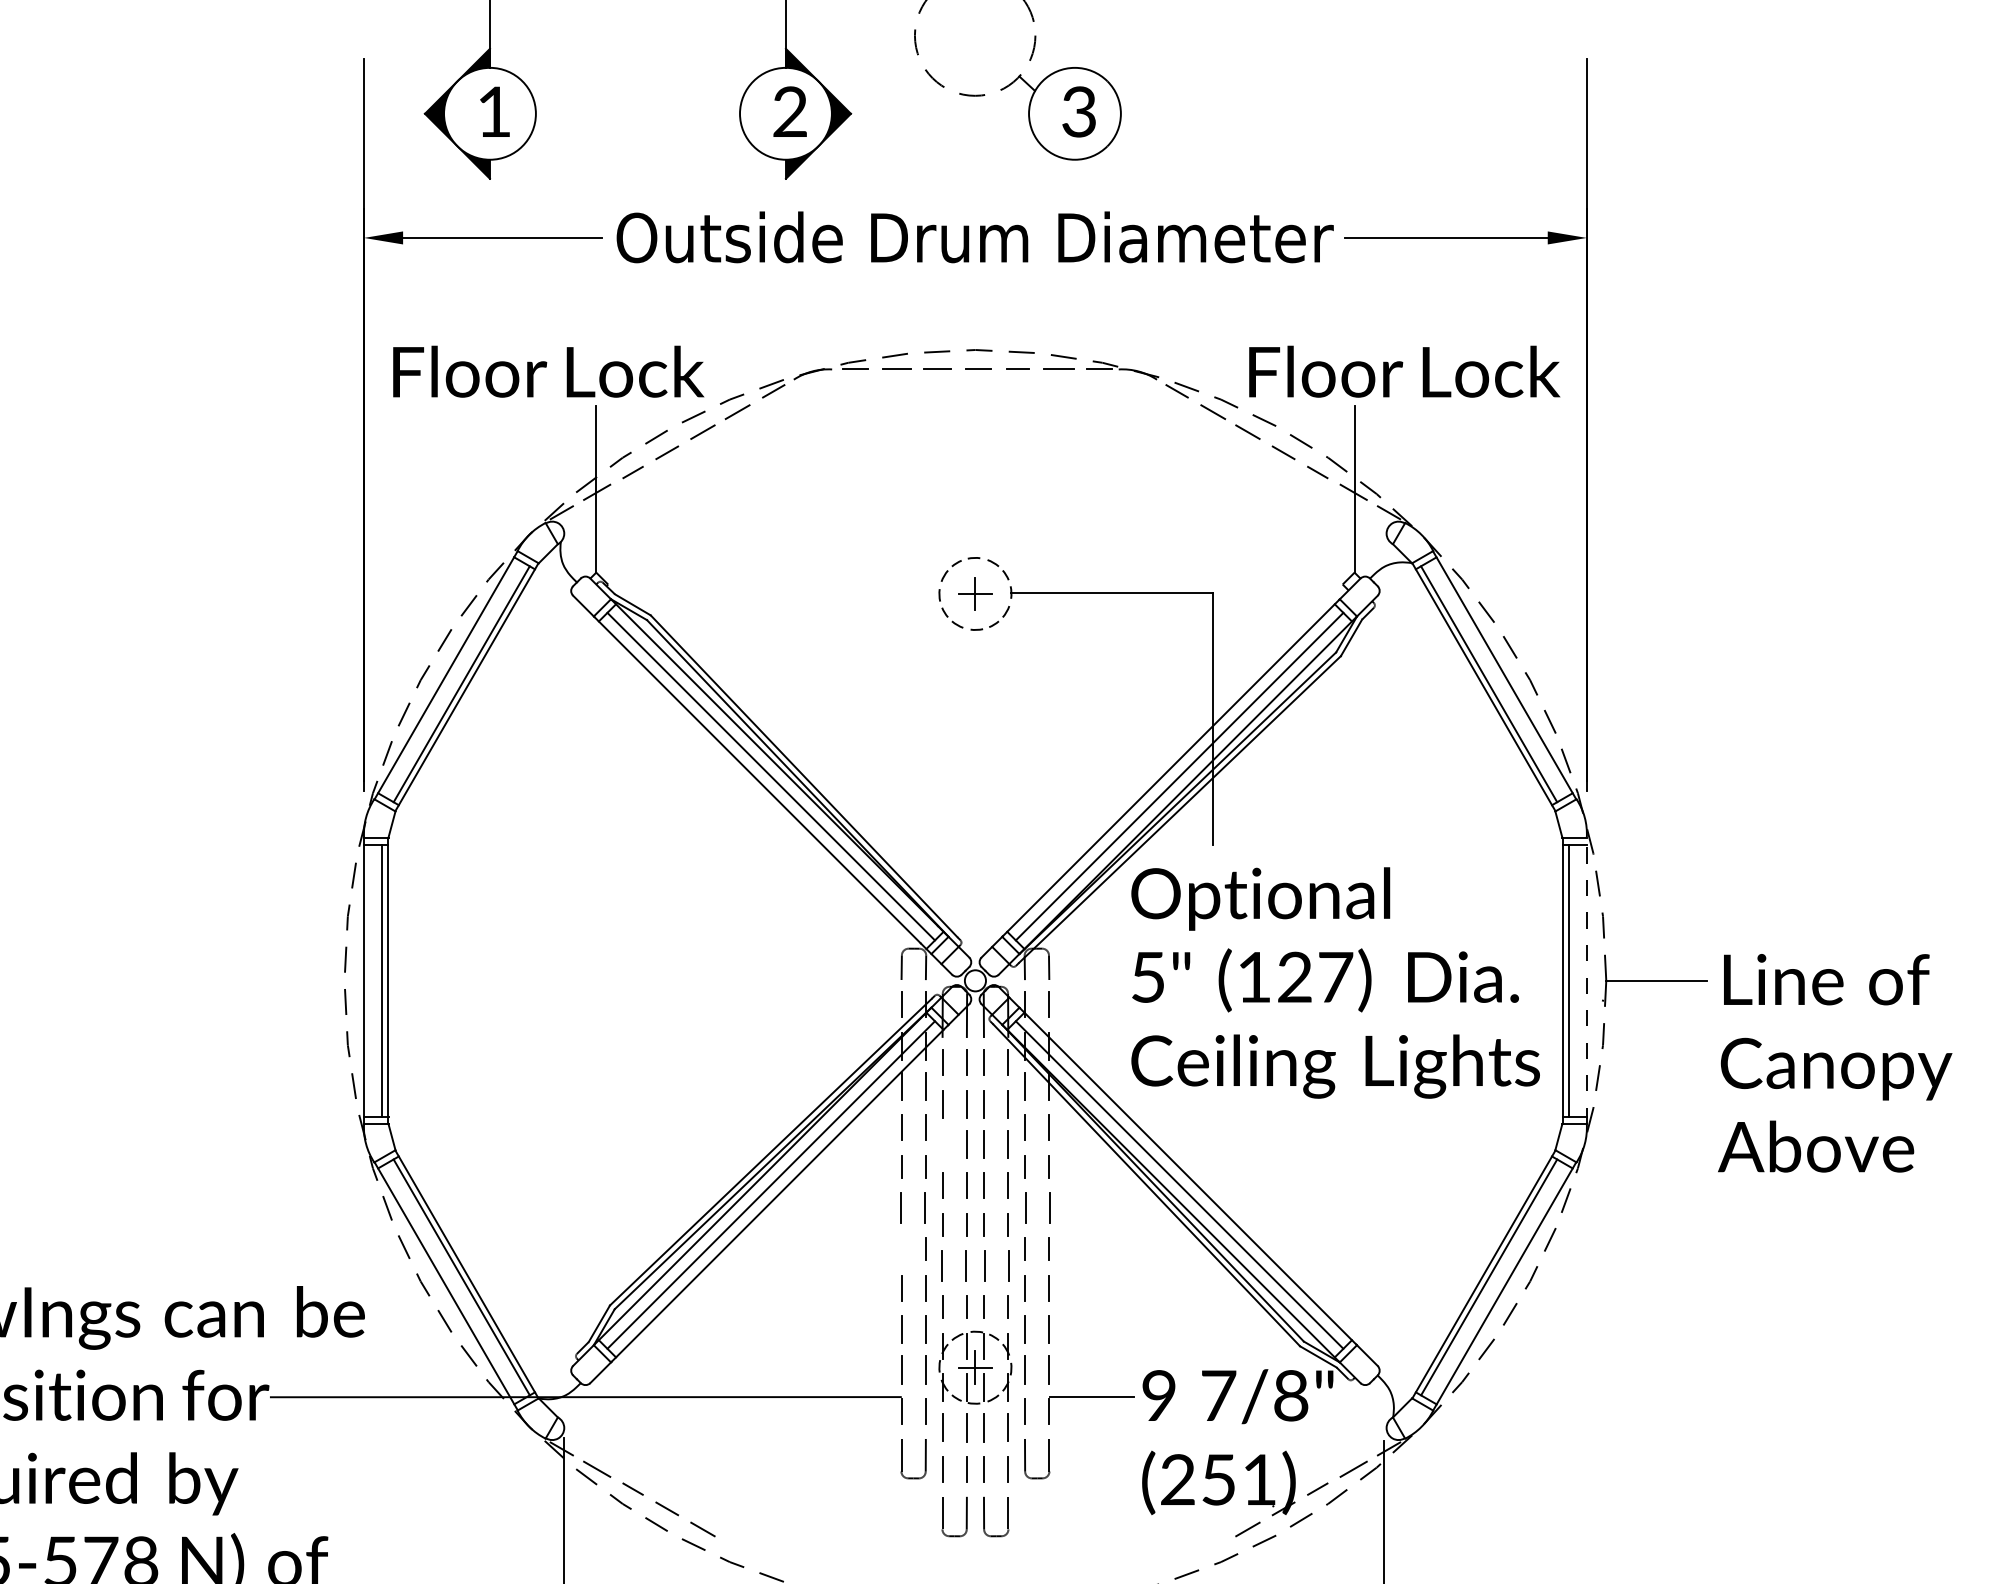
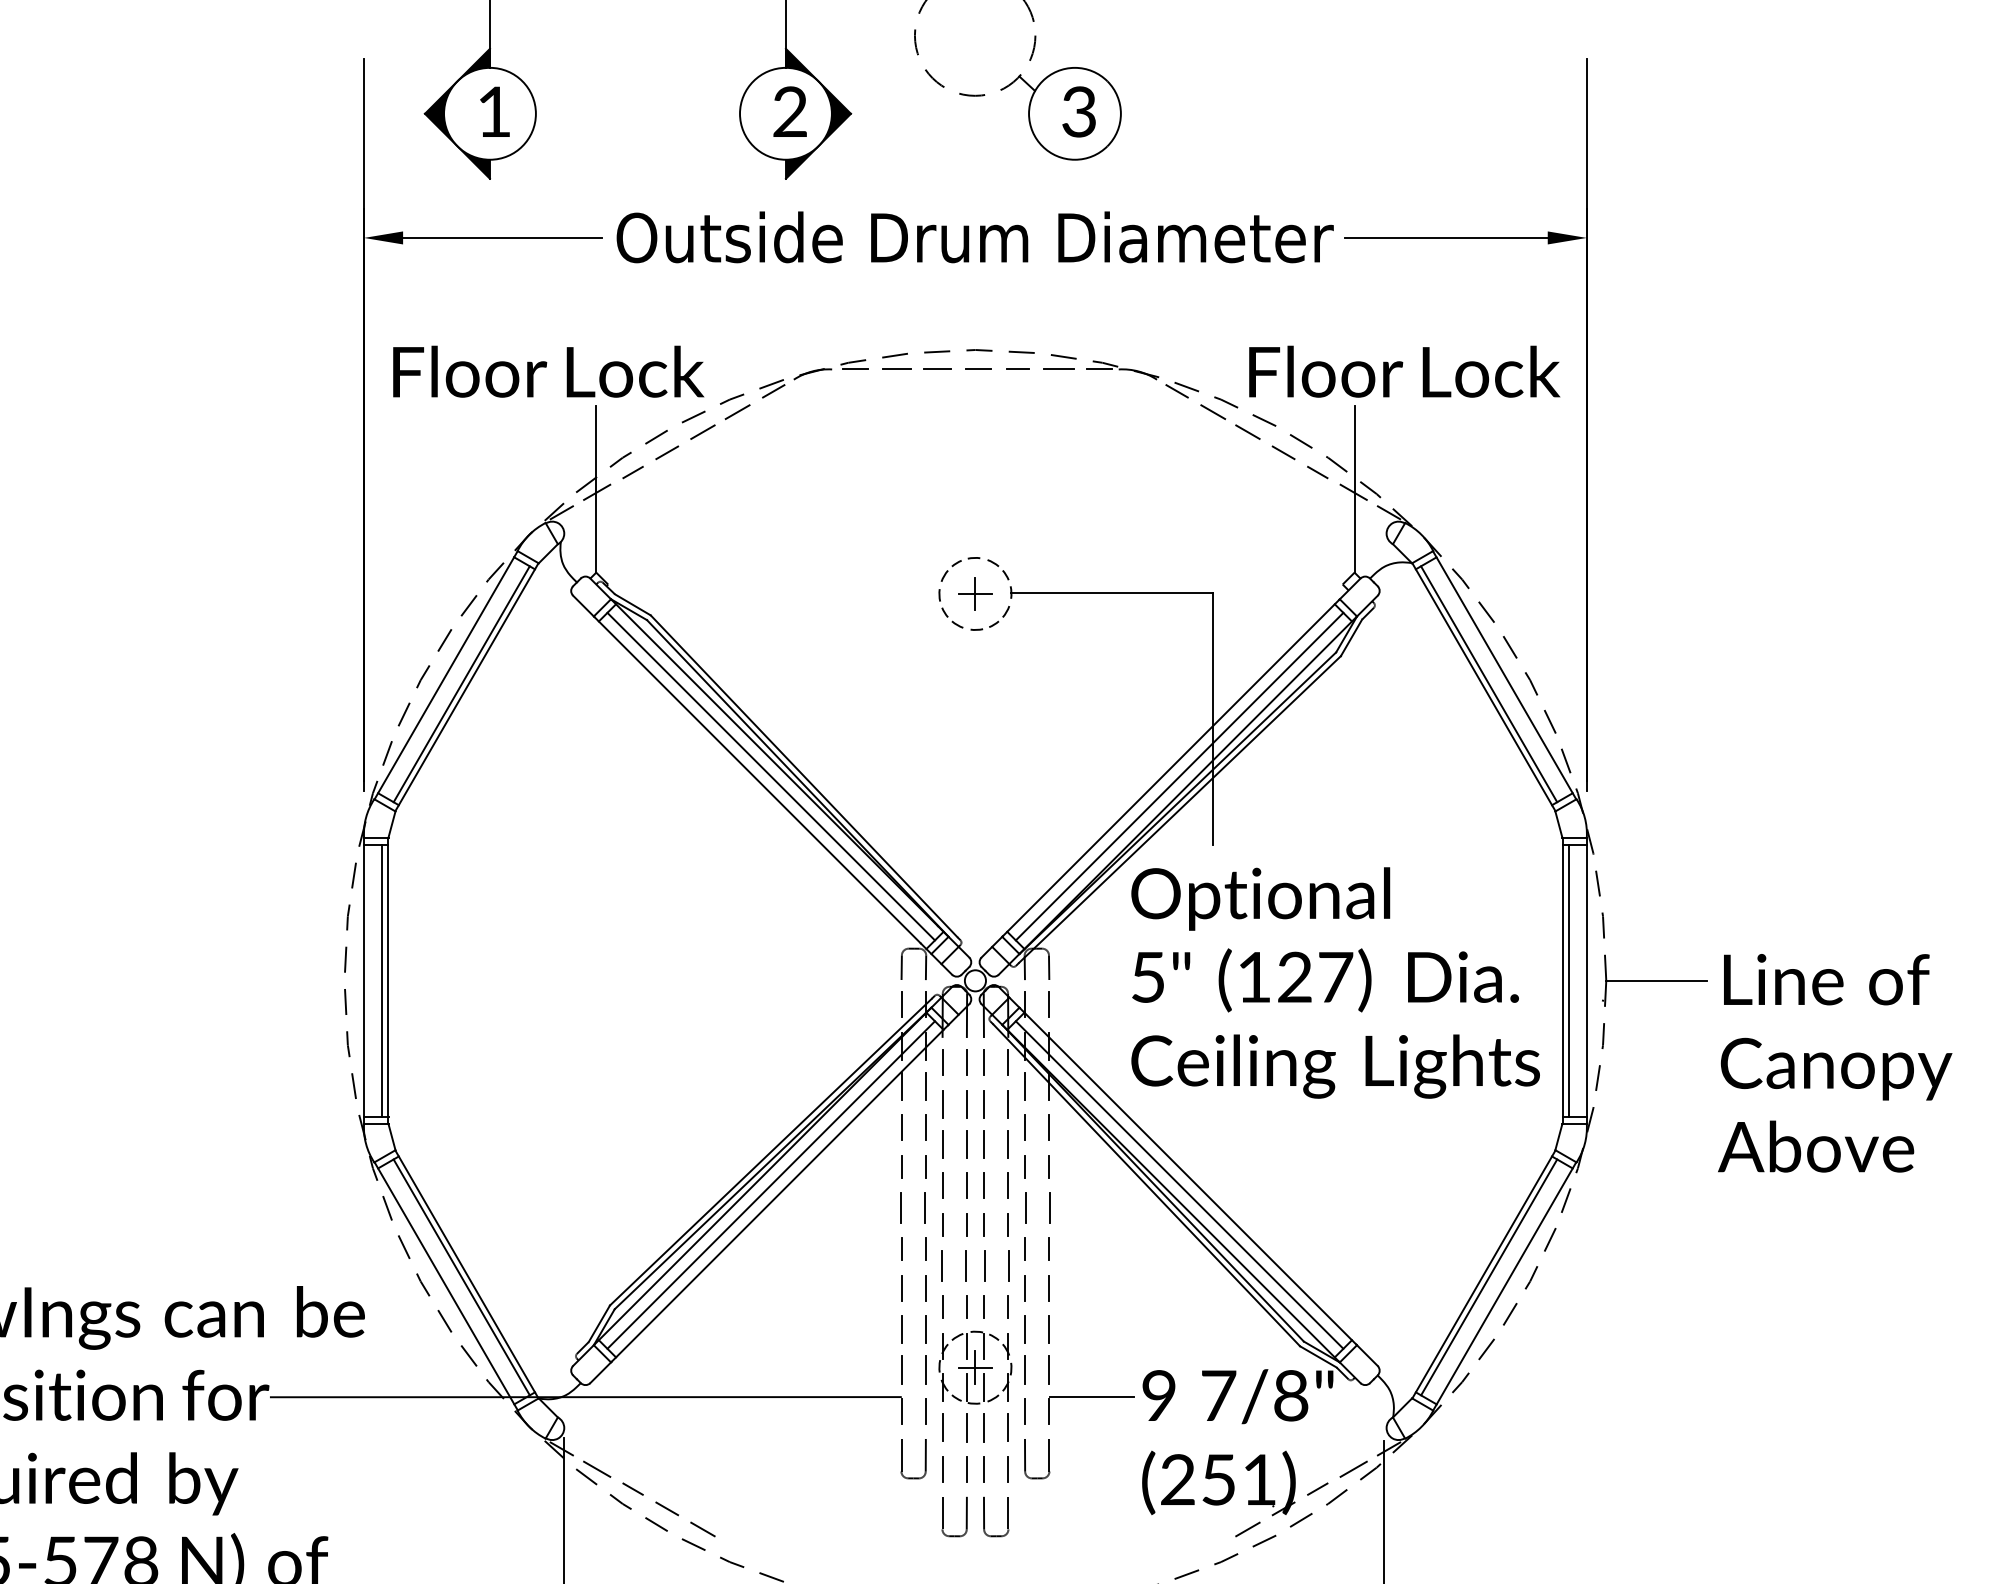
line: dashed -> solid (1586, 980)
line: none -> present (942, 1143)
line: none -> present (901, 1248)
